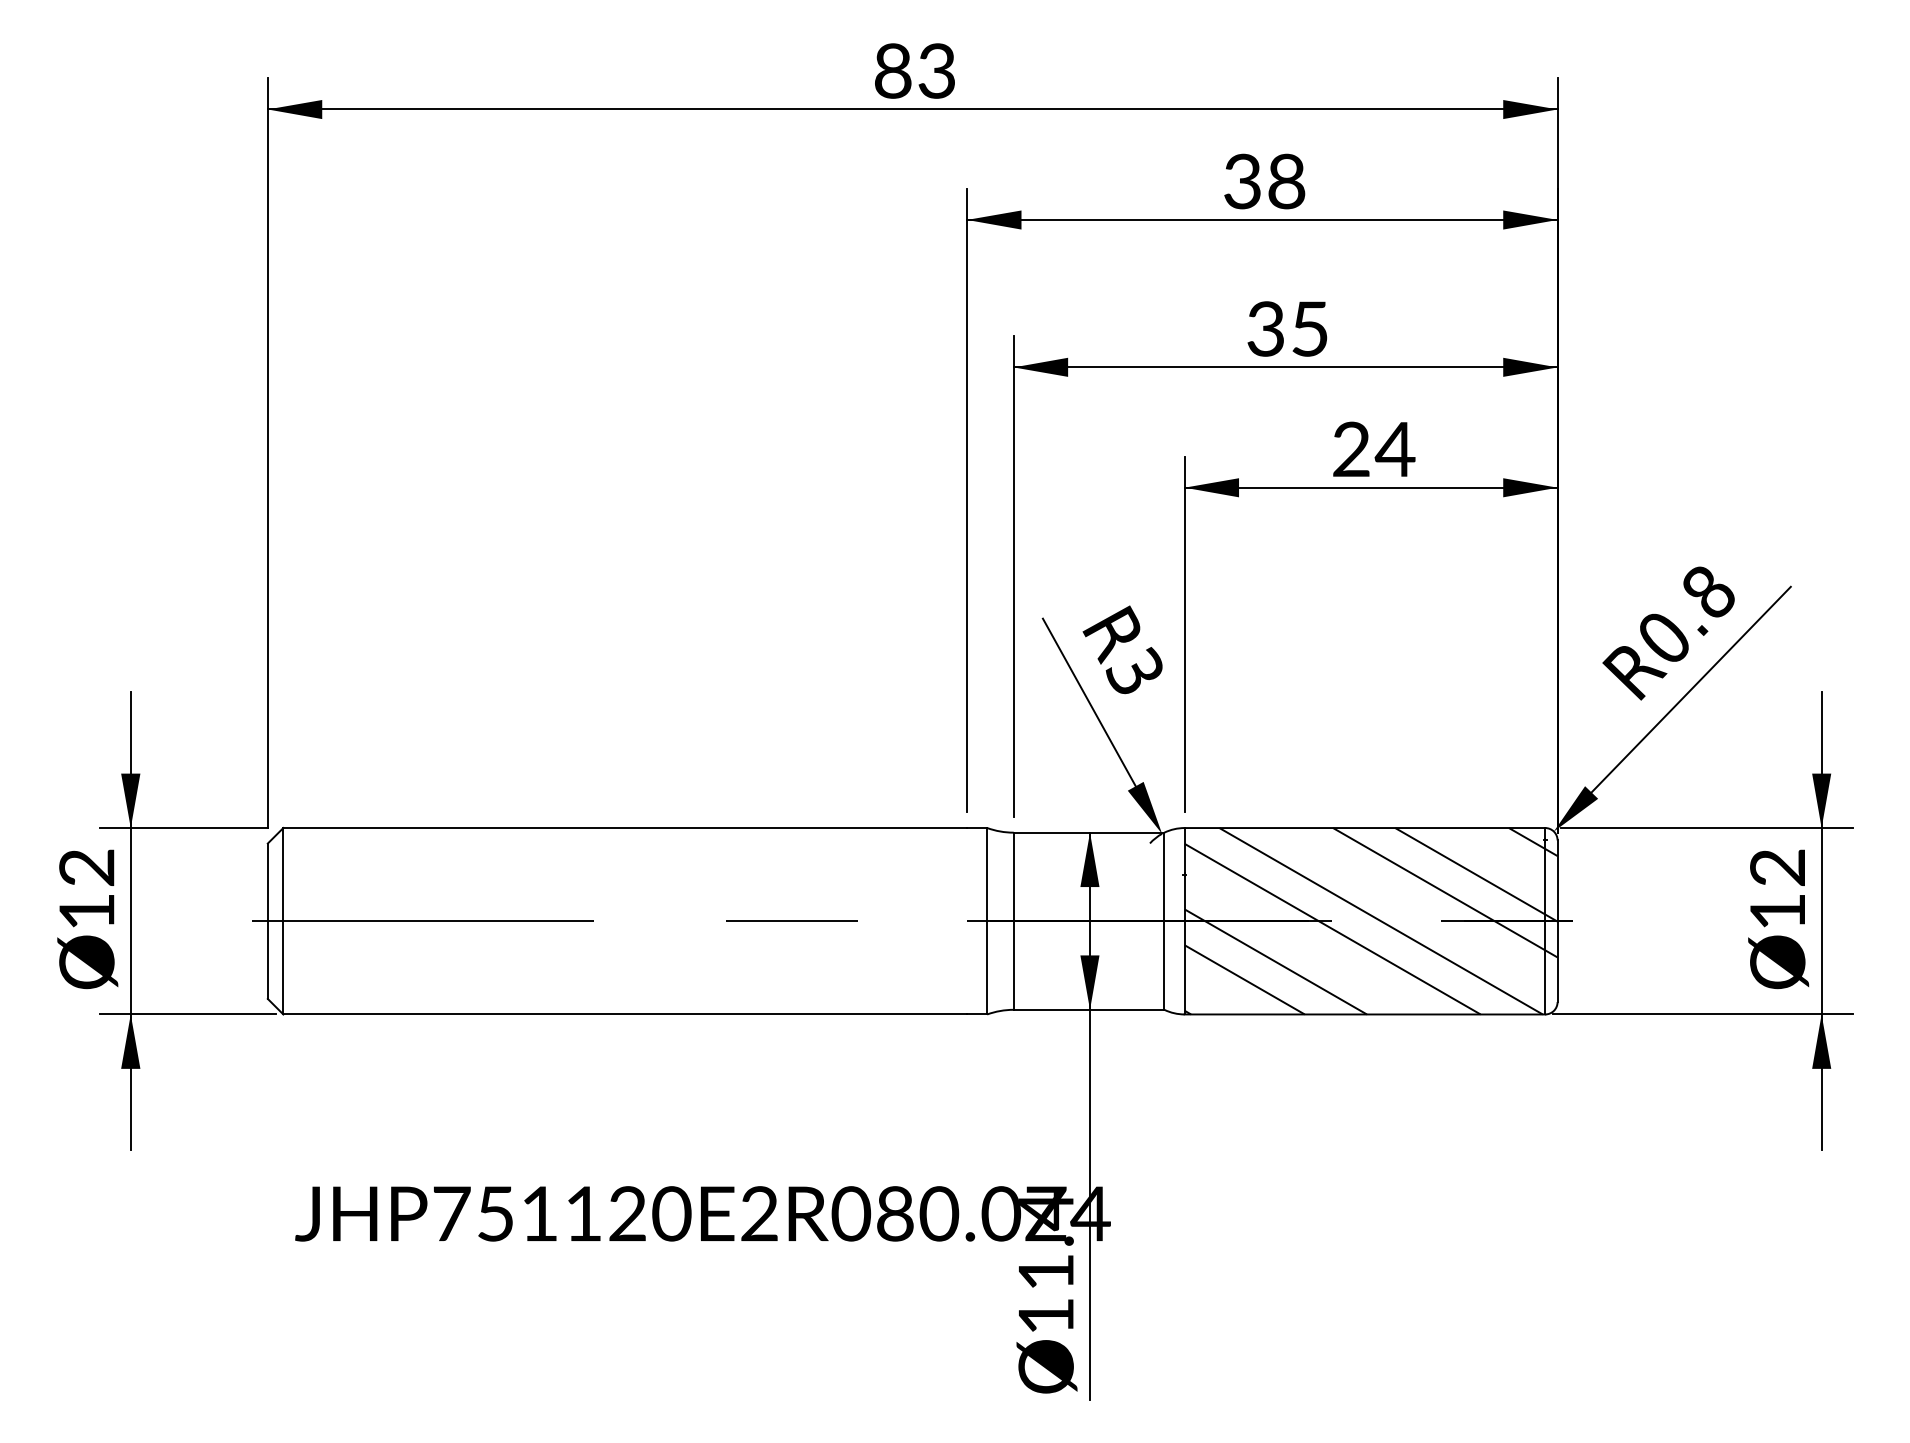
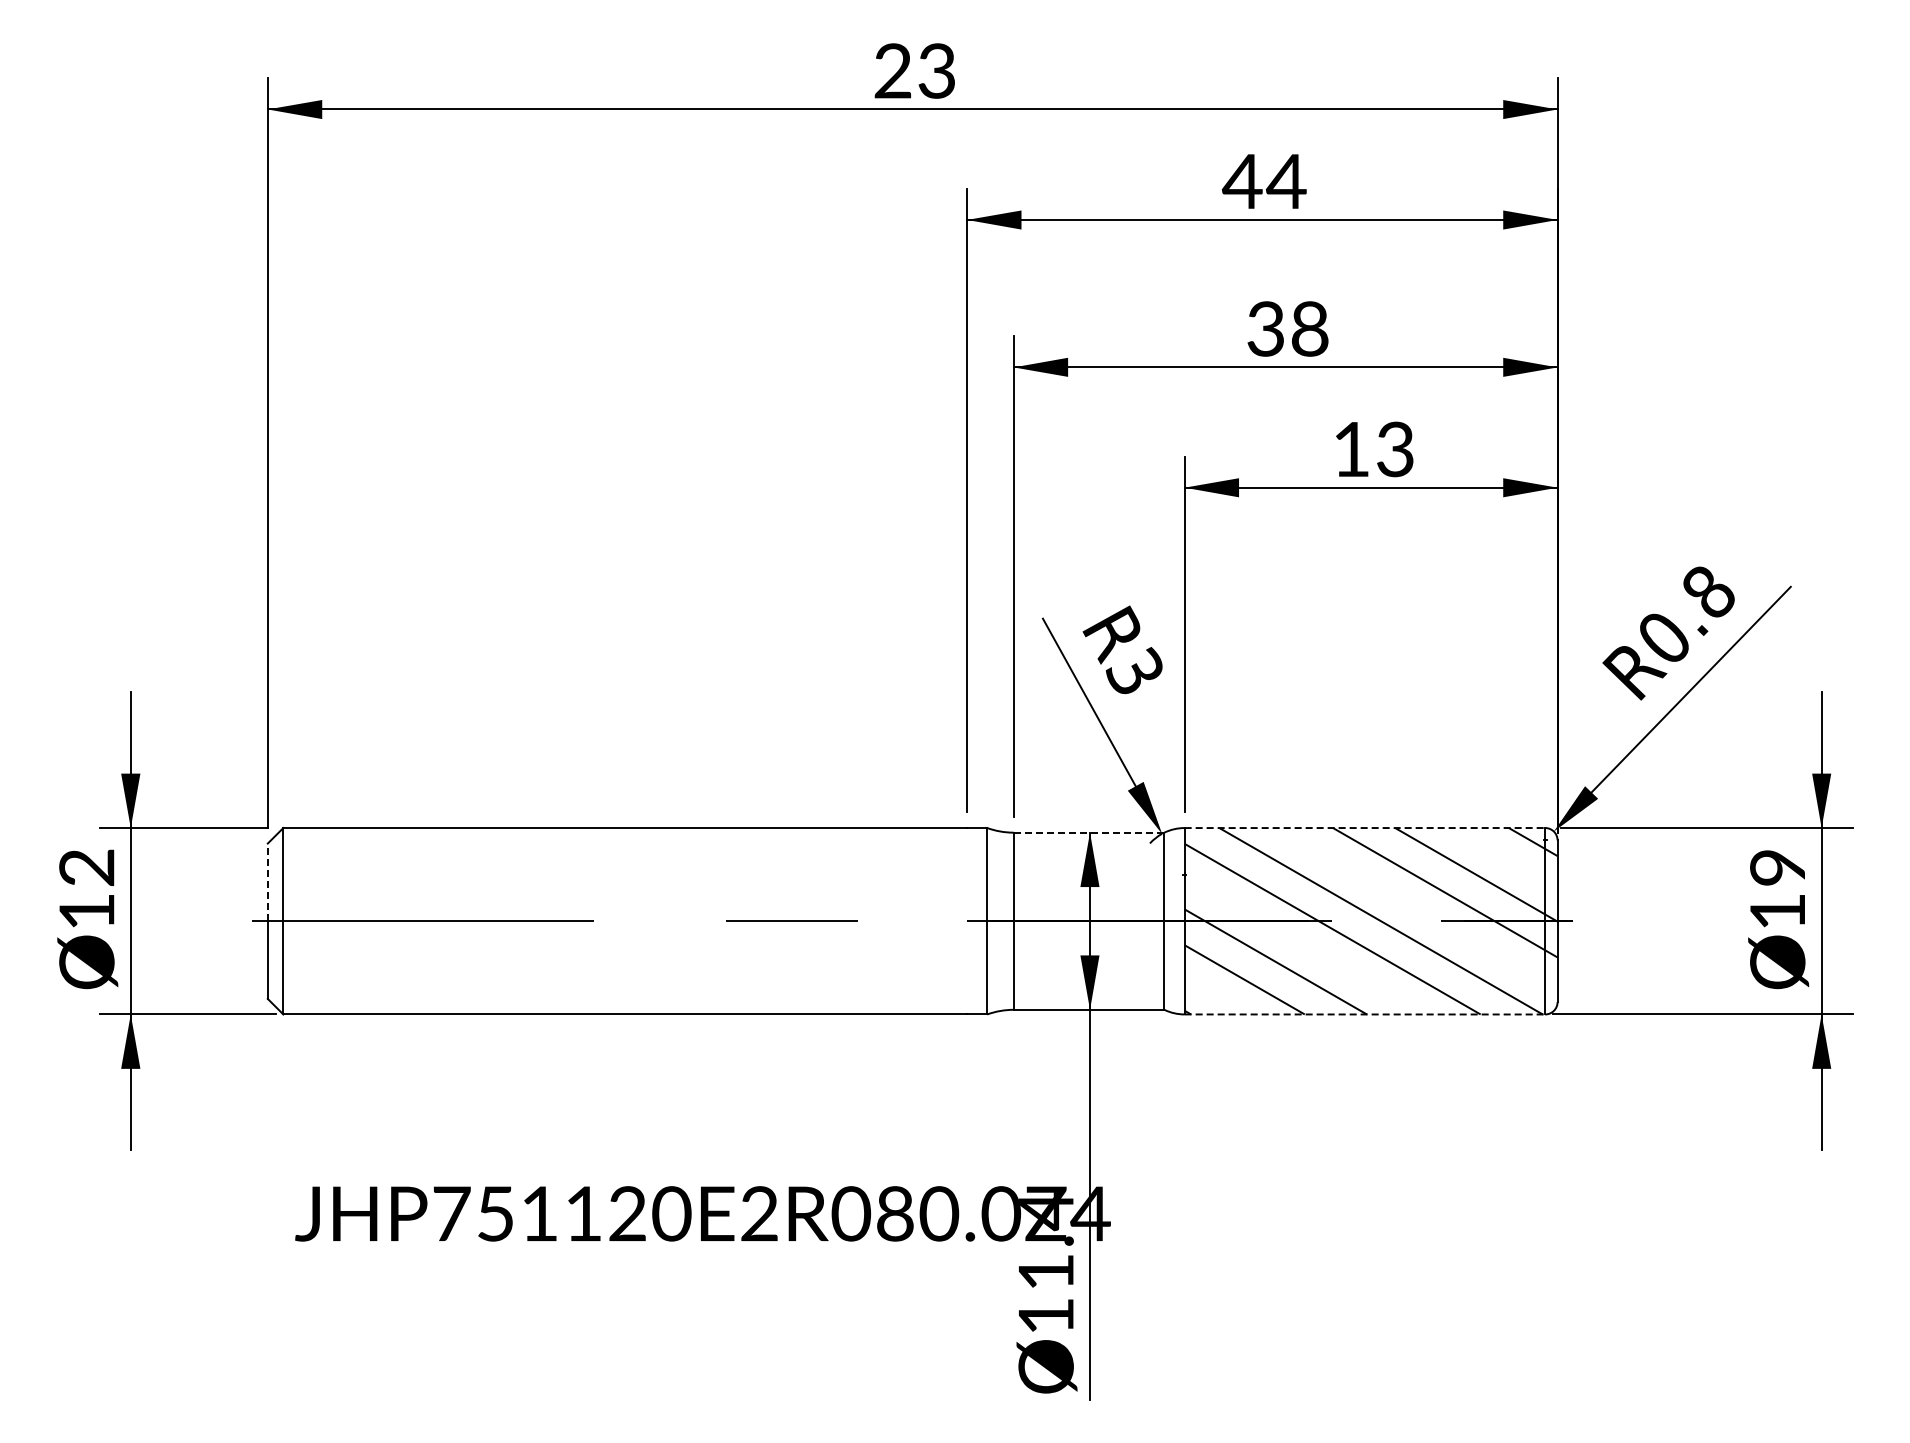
text: 83 -> 23 (892, 71)
text: 38 -> 44 (1263, 181)
text: 35 -> 38 (1310, 328)
text: 24 -> 13 (1374, 449)
line: solid -> dashed (1365, 828)
line: solid -> dashed (1089, 832)
text: 12 -> 19 (1777, 867)
line: solid -> dashed (267, 882)
line: solid -> dashed (1365, 1014)
